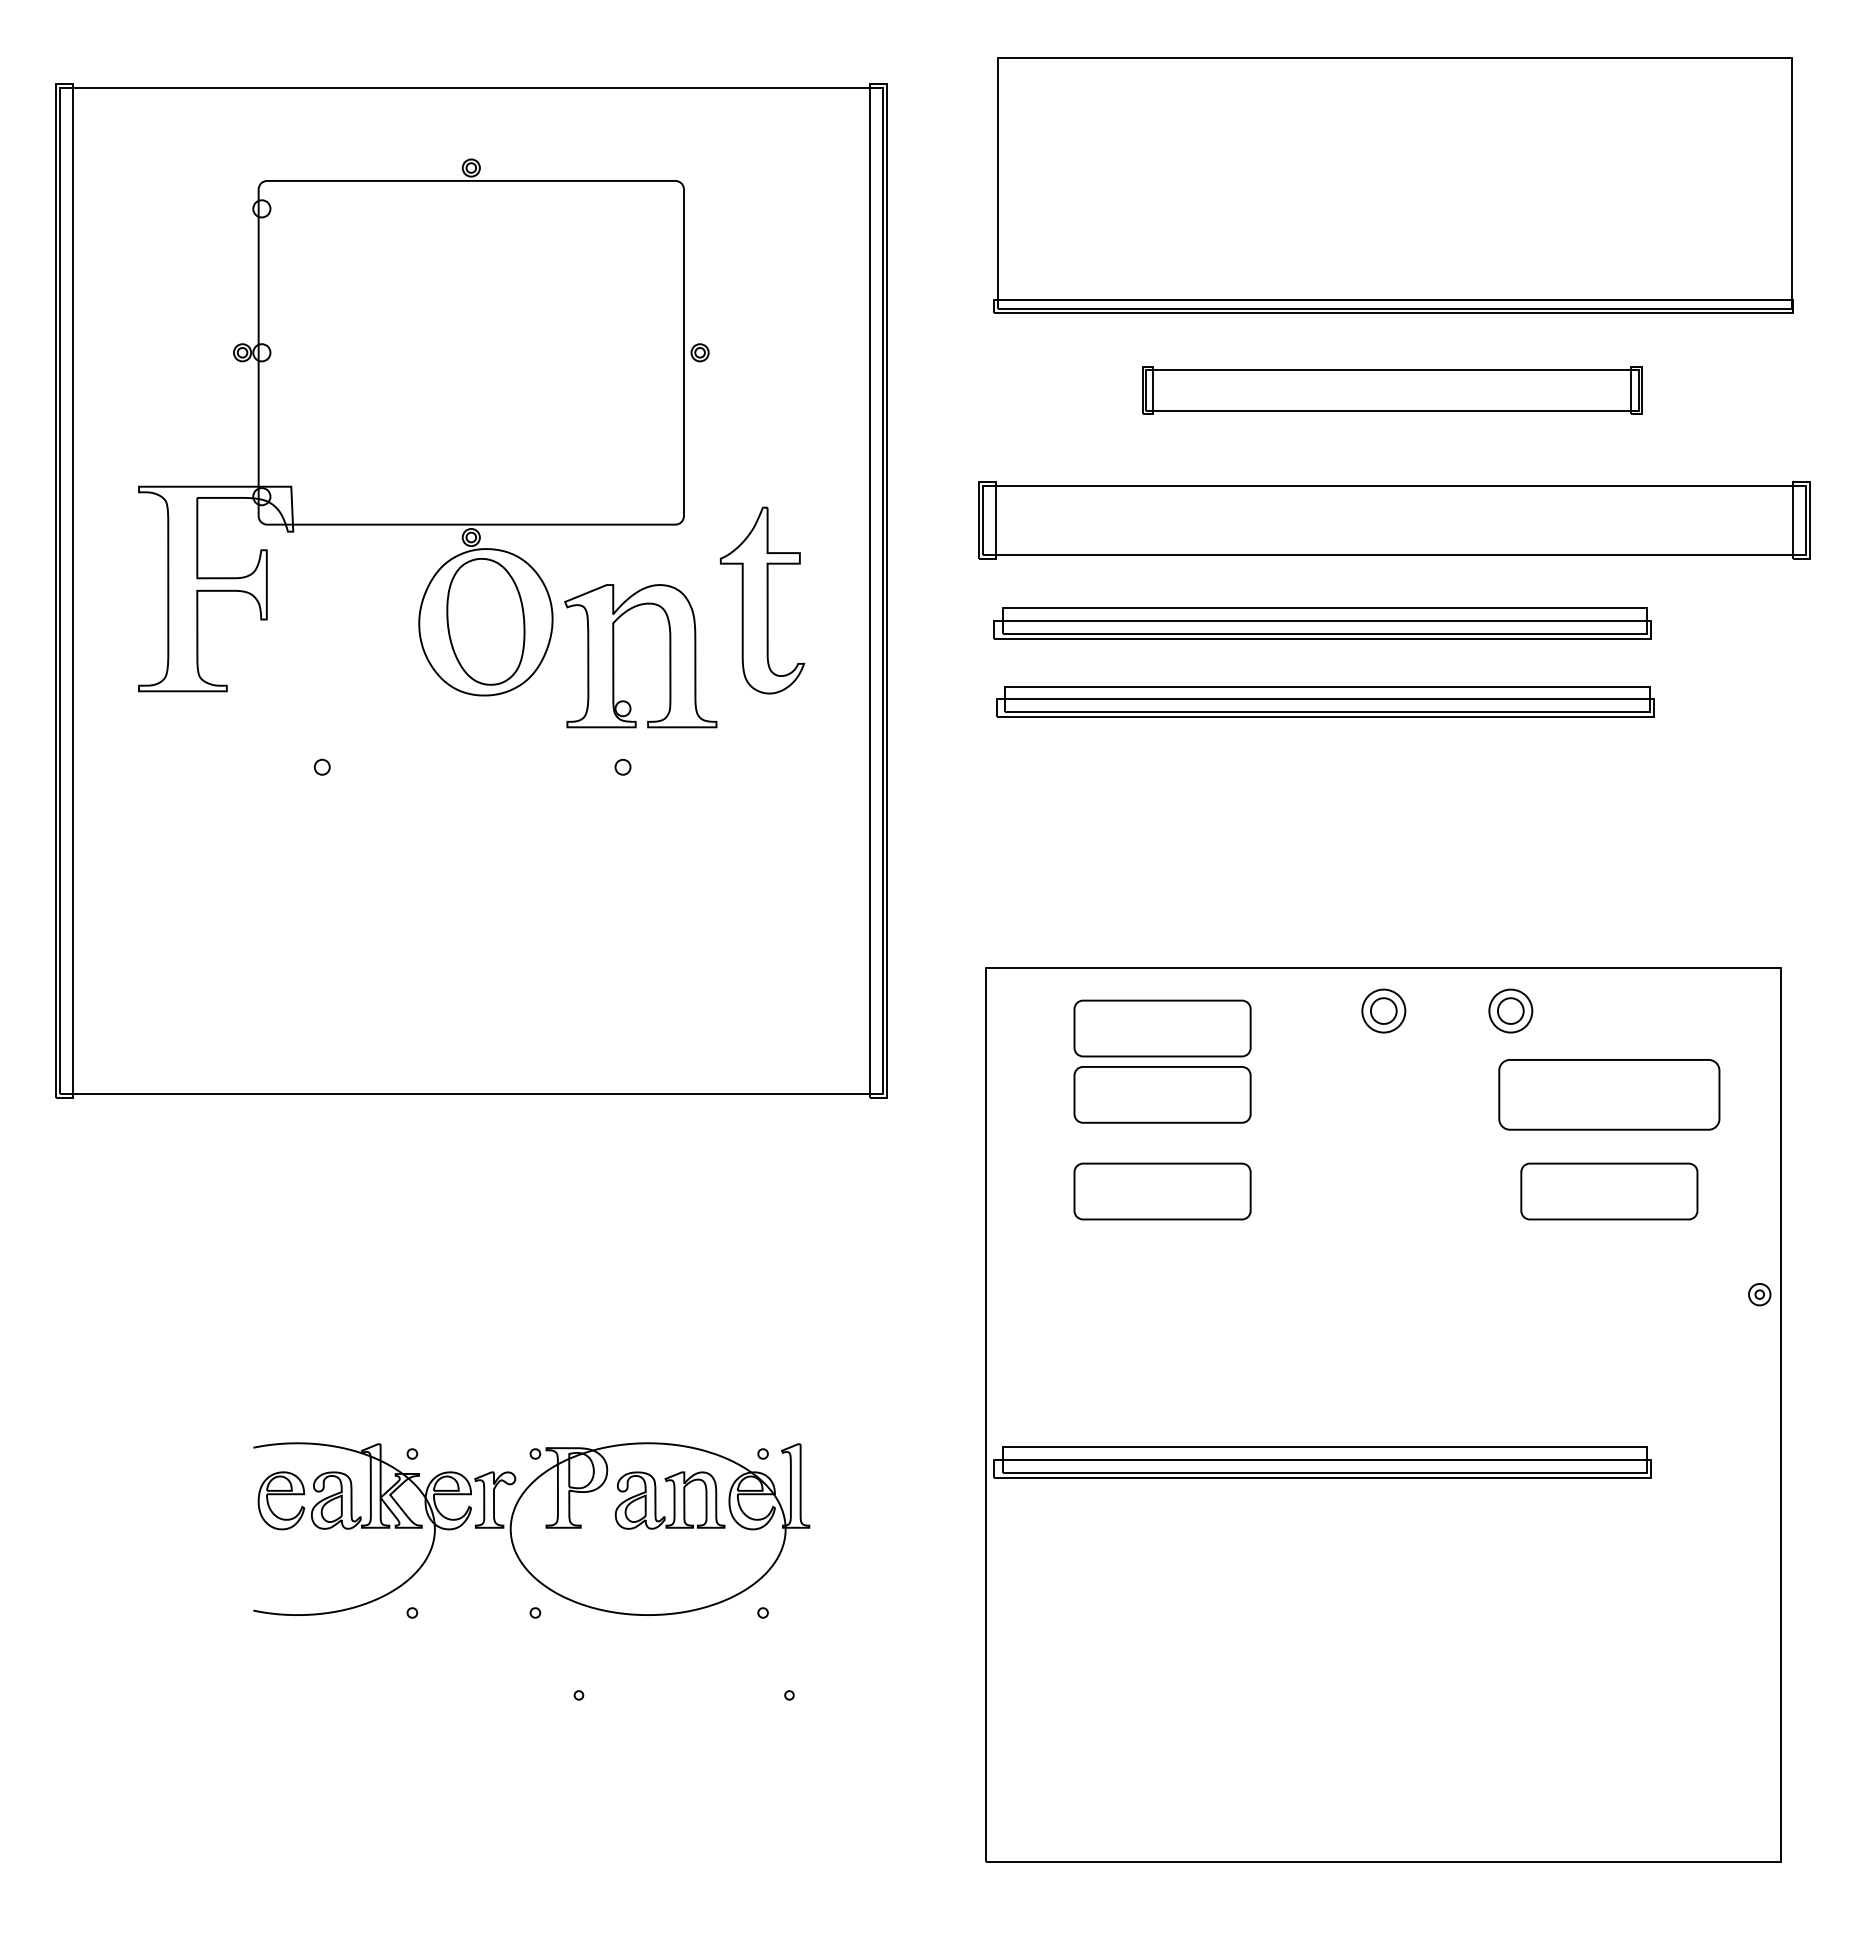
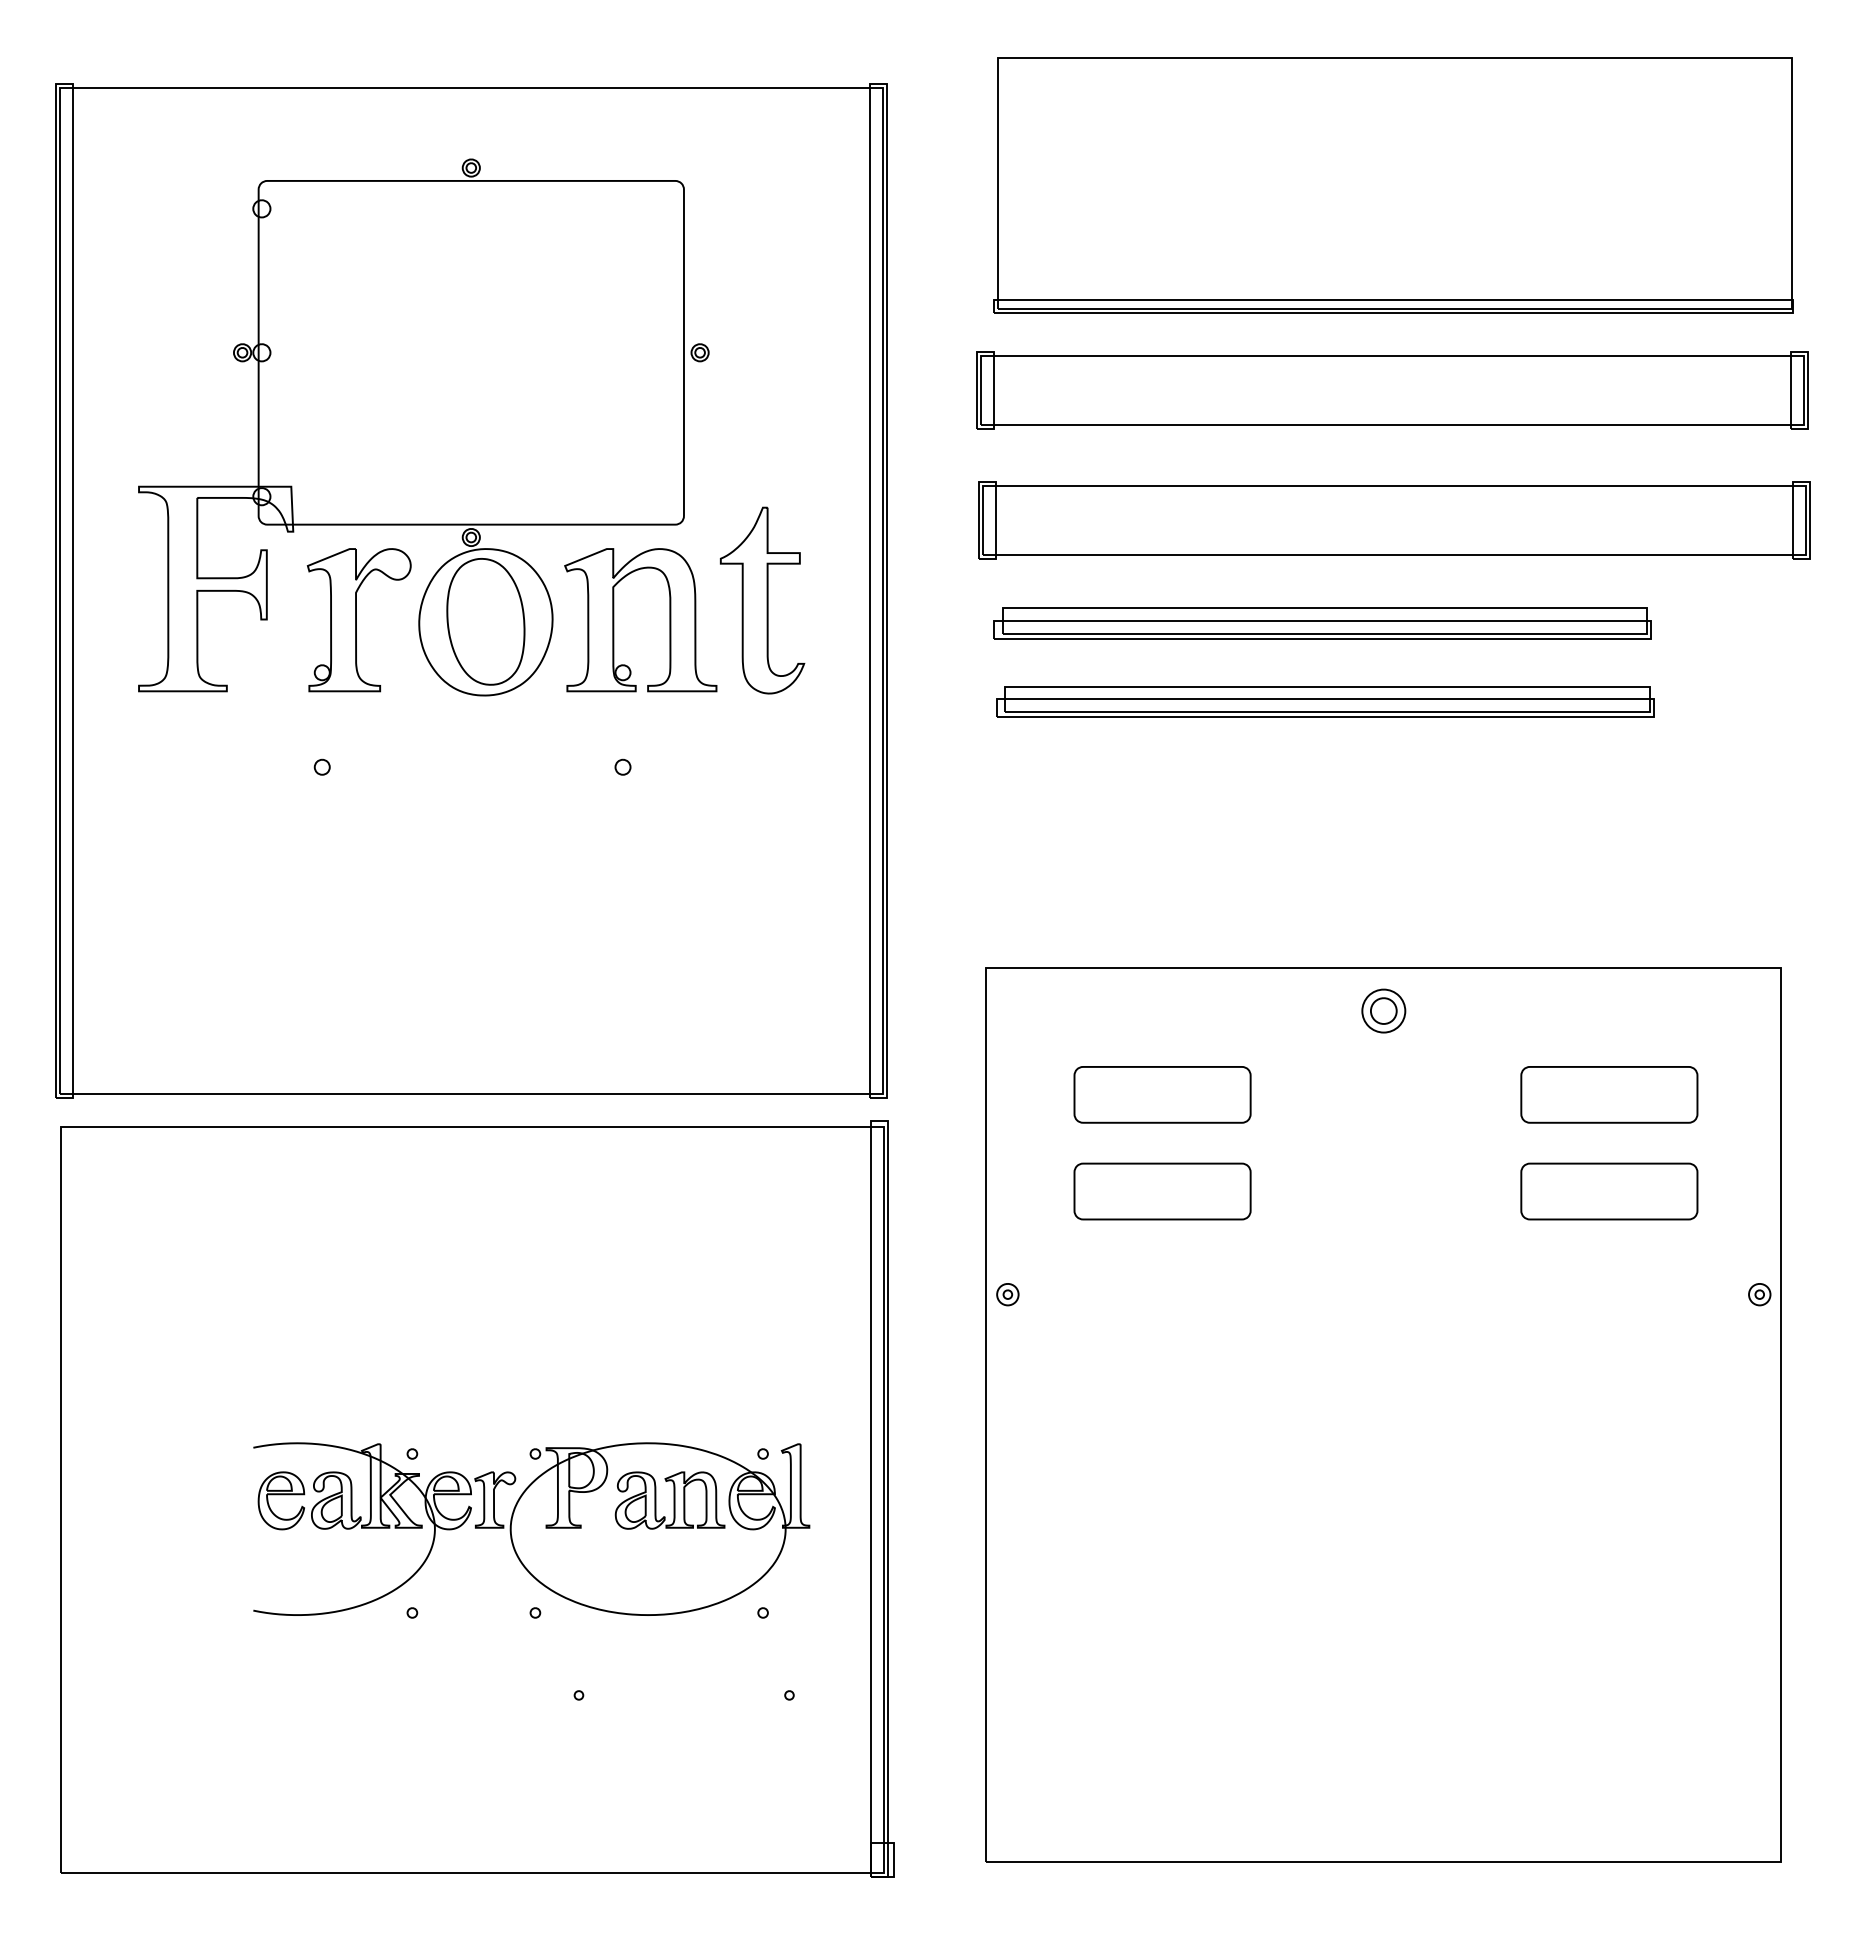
part size: 501x49 px -> 833x79 px (1392, 390)
part: none -> present (358, 620)
part position: (614, 656) -> (614, 620) (614, 620)
part: present -> none (1510, 1010)
part: present -> none (1162, 1028)
part size: 223x72 px -> 179x58 px (1609, 1094)
part: none -> present (1007, 1294)
part: present -> none (1322, 1462)
part: none -> present (477, 1498)
